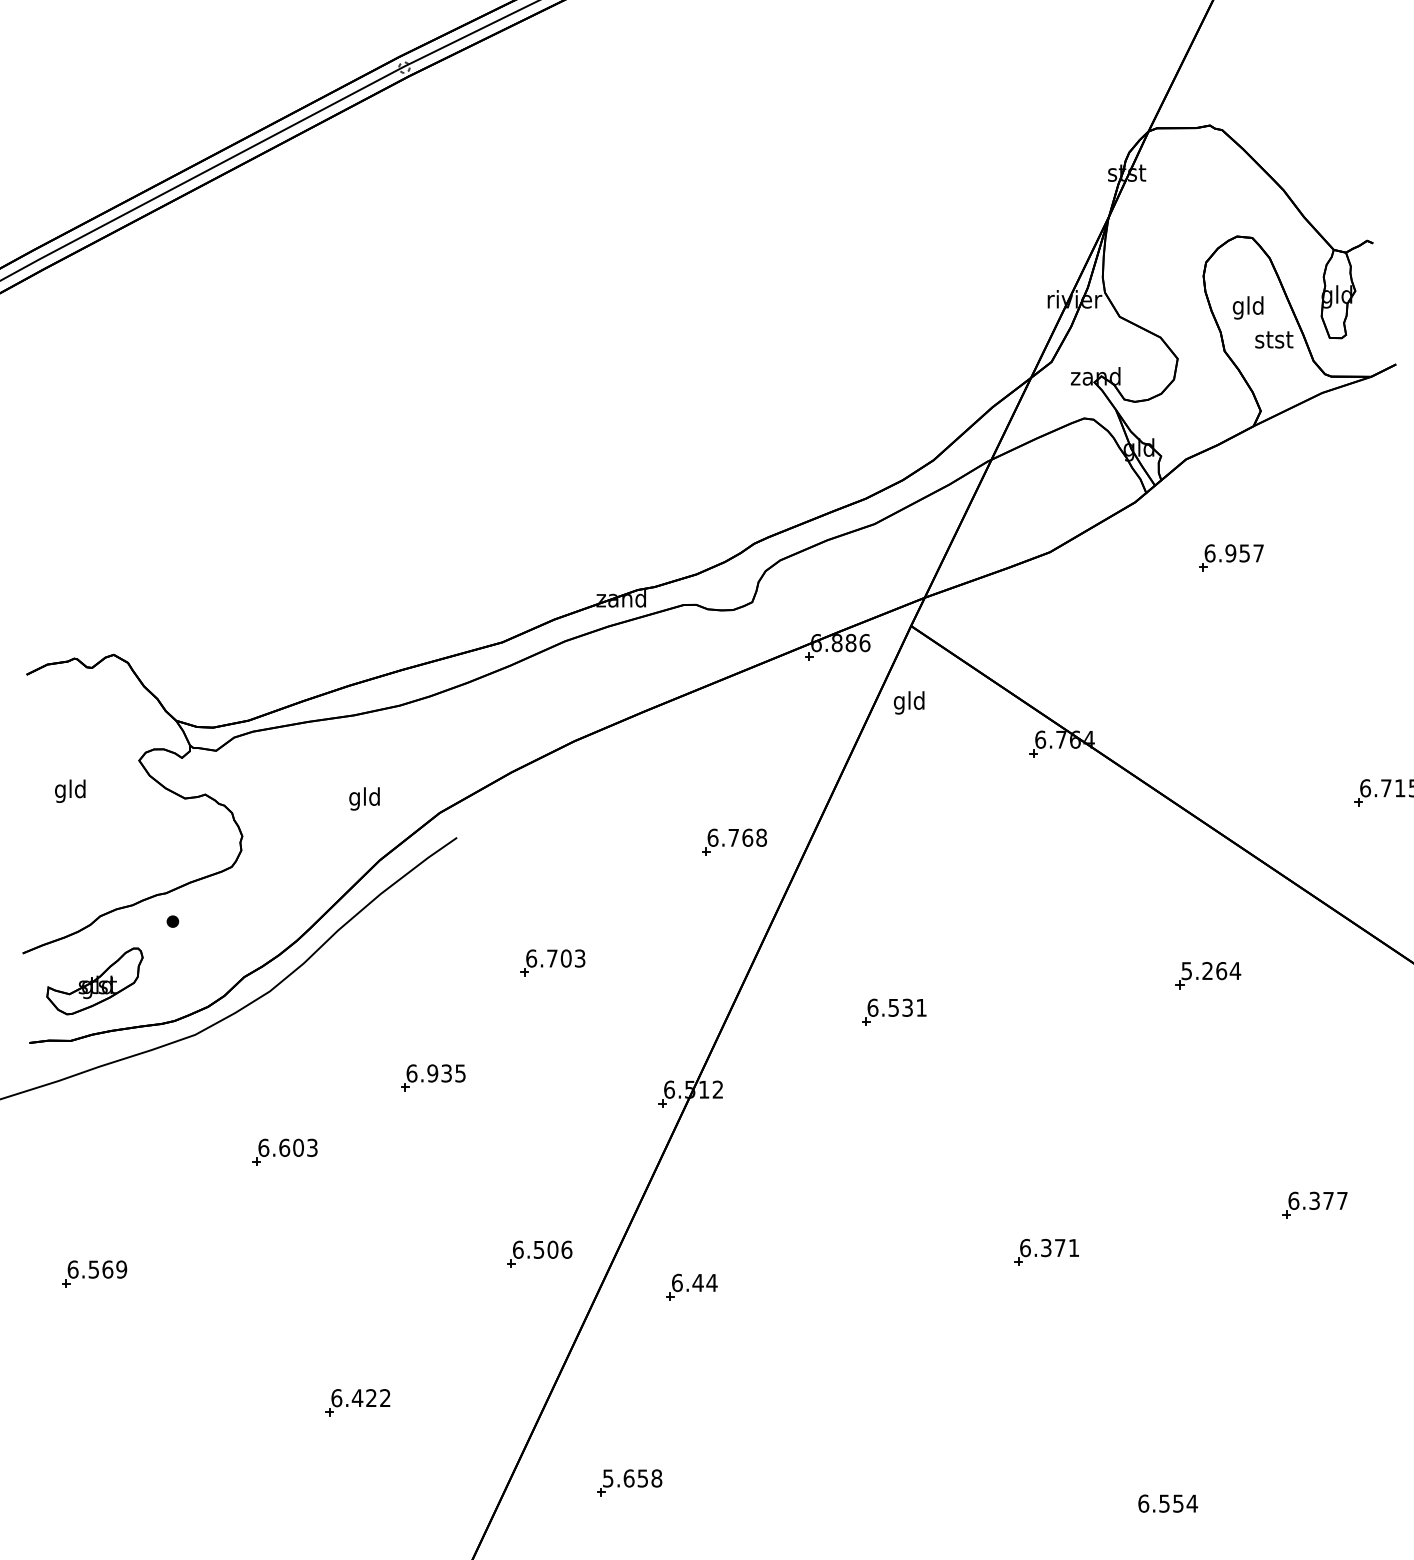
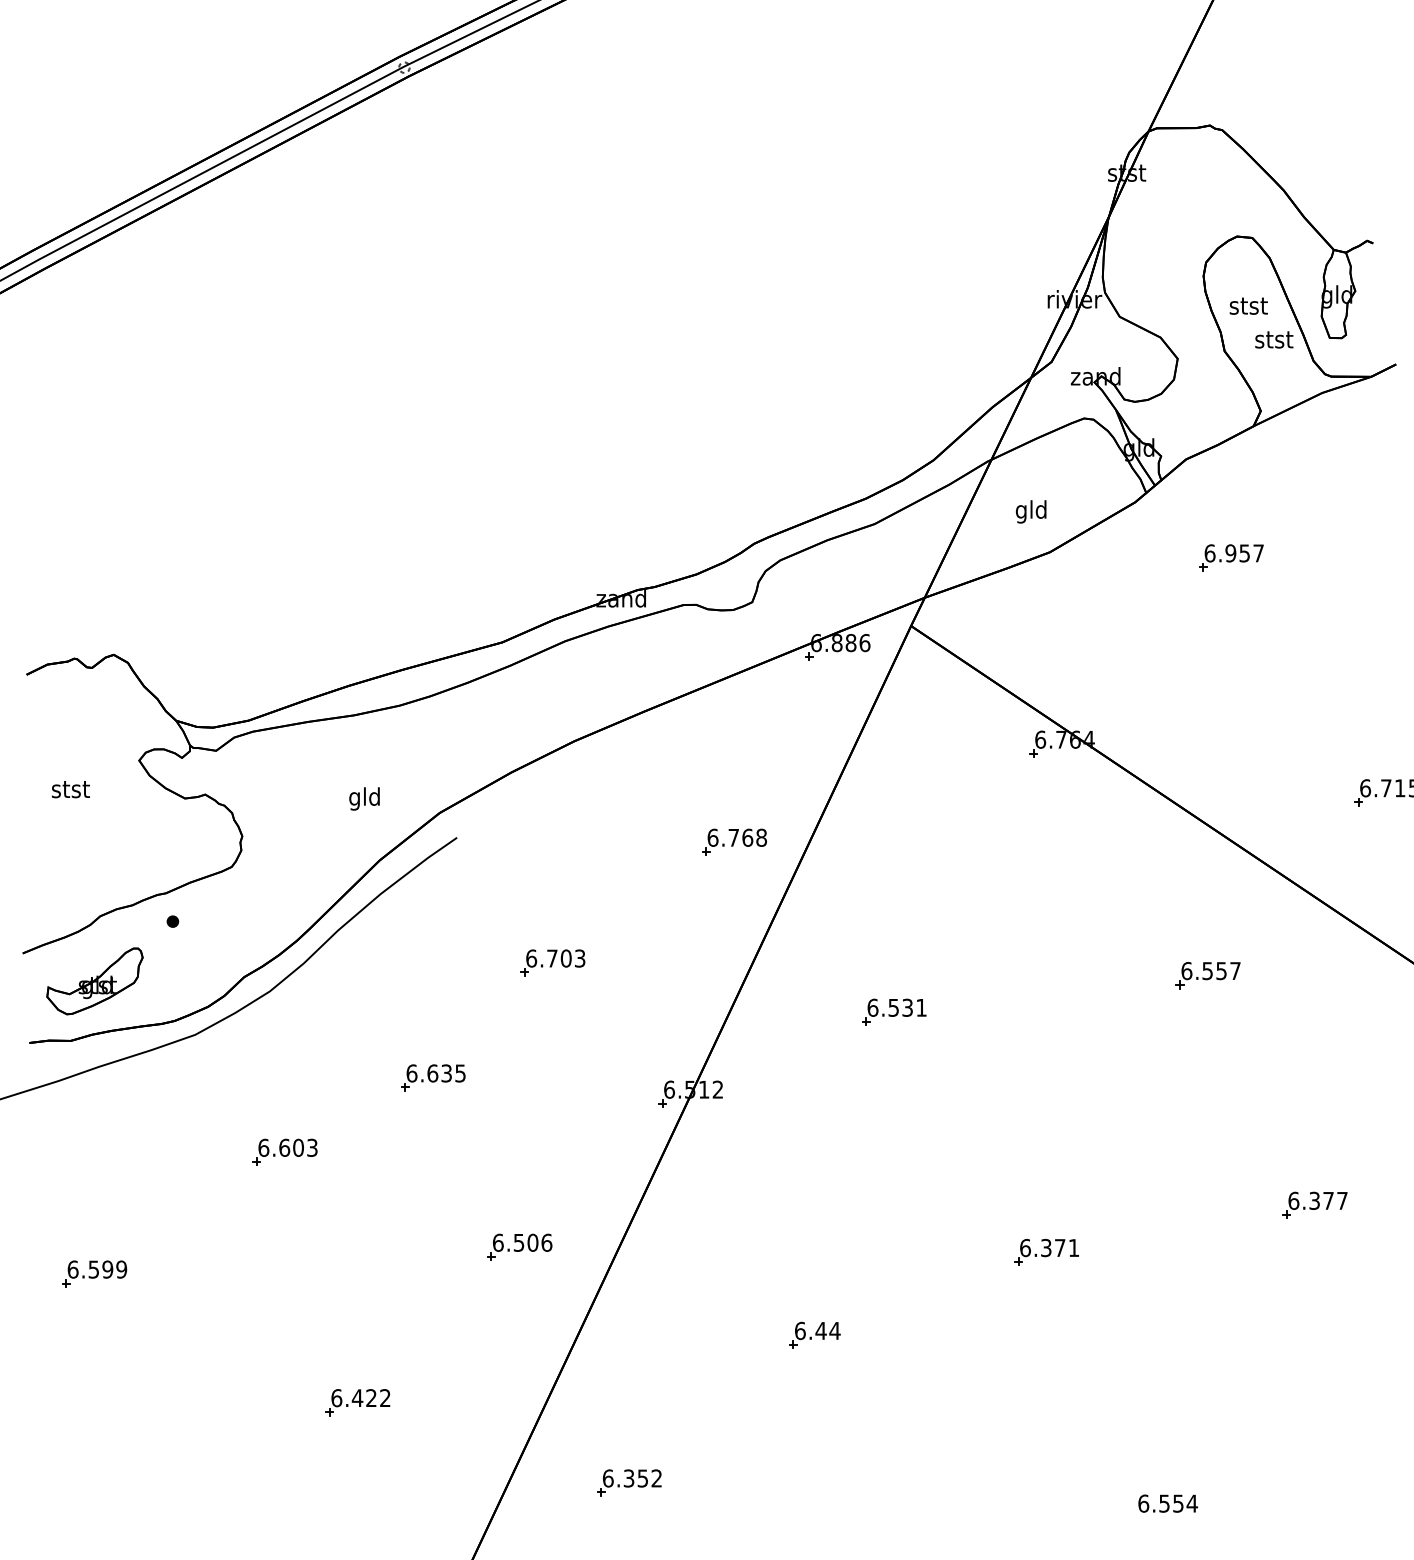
text: gld -> stst (1248, 307)
text position: (908, 702) -> (1030, 511) (1030, 511)
text: gld -> stst (70, 790)
text: 5.264 -> 6.557 (1211, 971)
text: 6.935 -> 6.635 (432, 1073)
part position: (539, 1253) -> (519, 1246) (519, 1246)
text: 6.569 -> 6.599 (107, 1269)
part position: (691, 1286) -> (814, 1334) (814, 1334)
text: 5.658 -> 6.352 (632, 1478)
